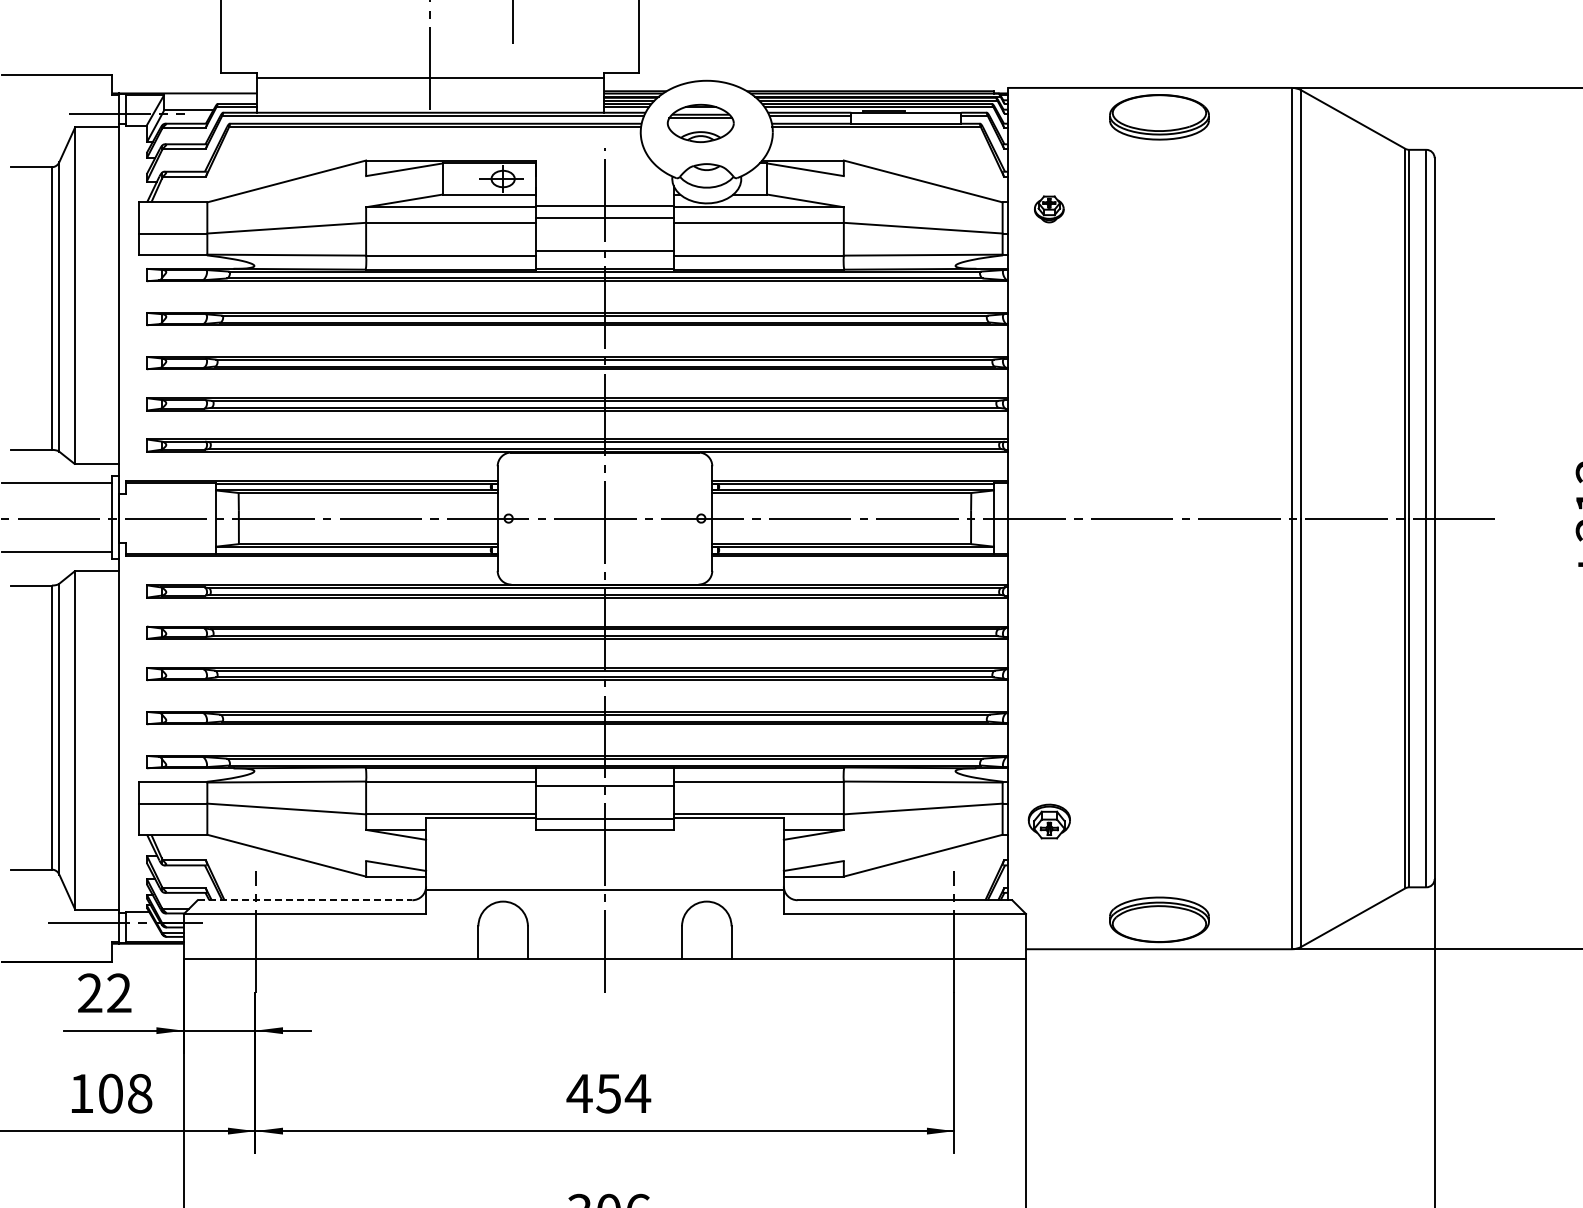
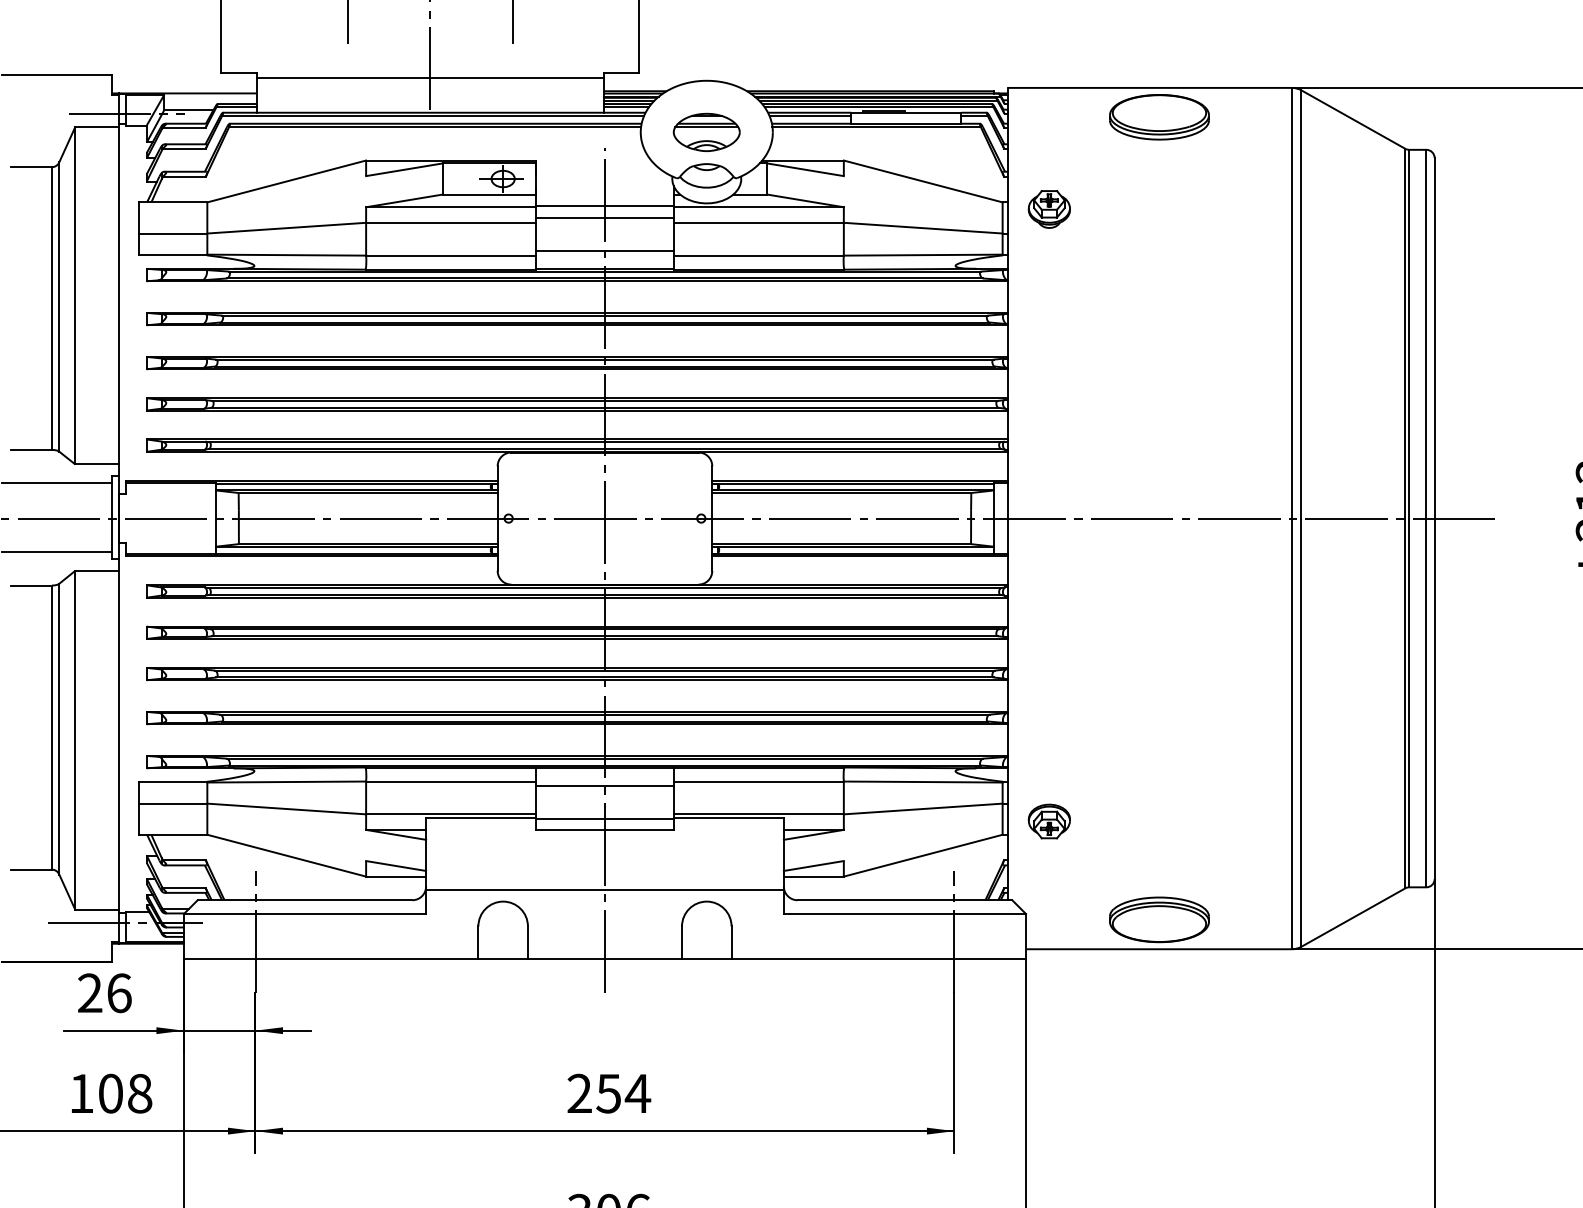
line: none -> present (347, 23)
part position: (700, 123) -> (706, 132) (706, 132)
part size: 31x29 px -> 44x39 px (1048, 209)
line: dashed -> solid (305, 900)
text: 22 -> 26 (119, 993)
text: 454 -> 254 (579, 1092)
